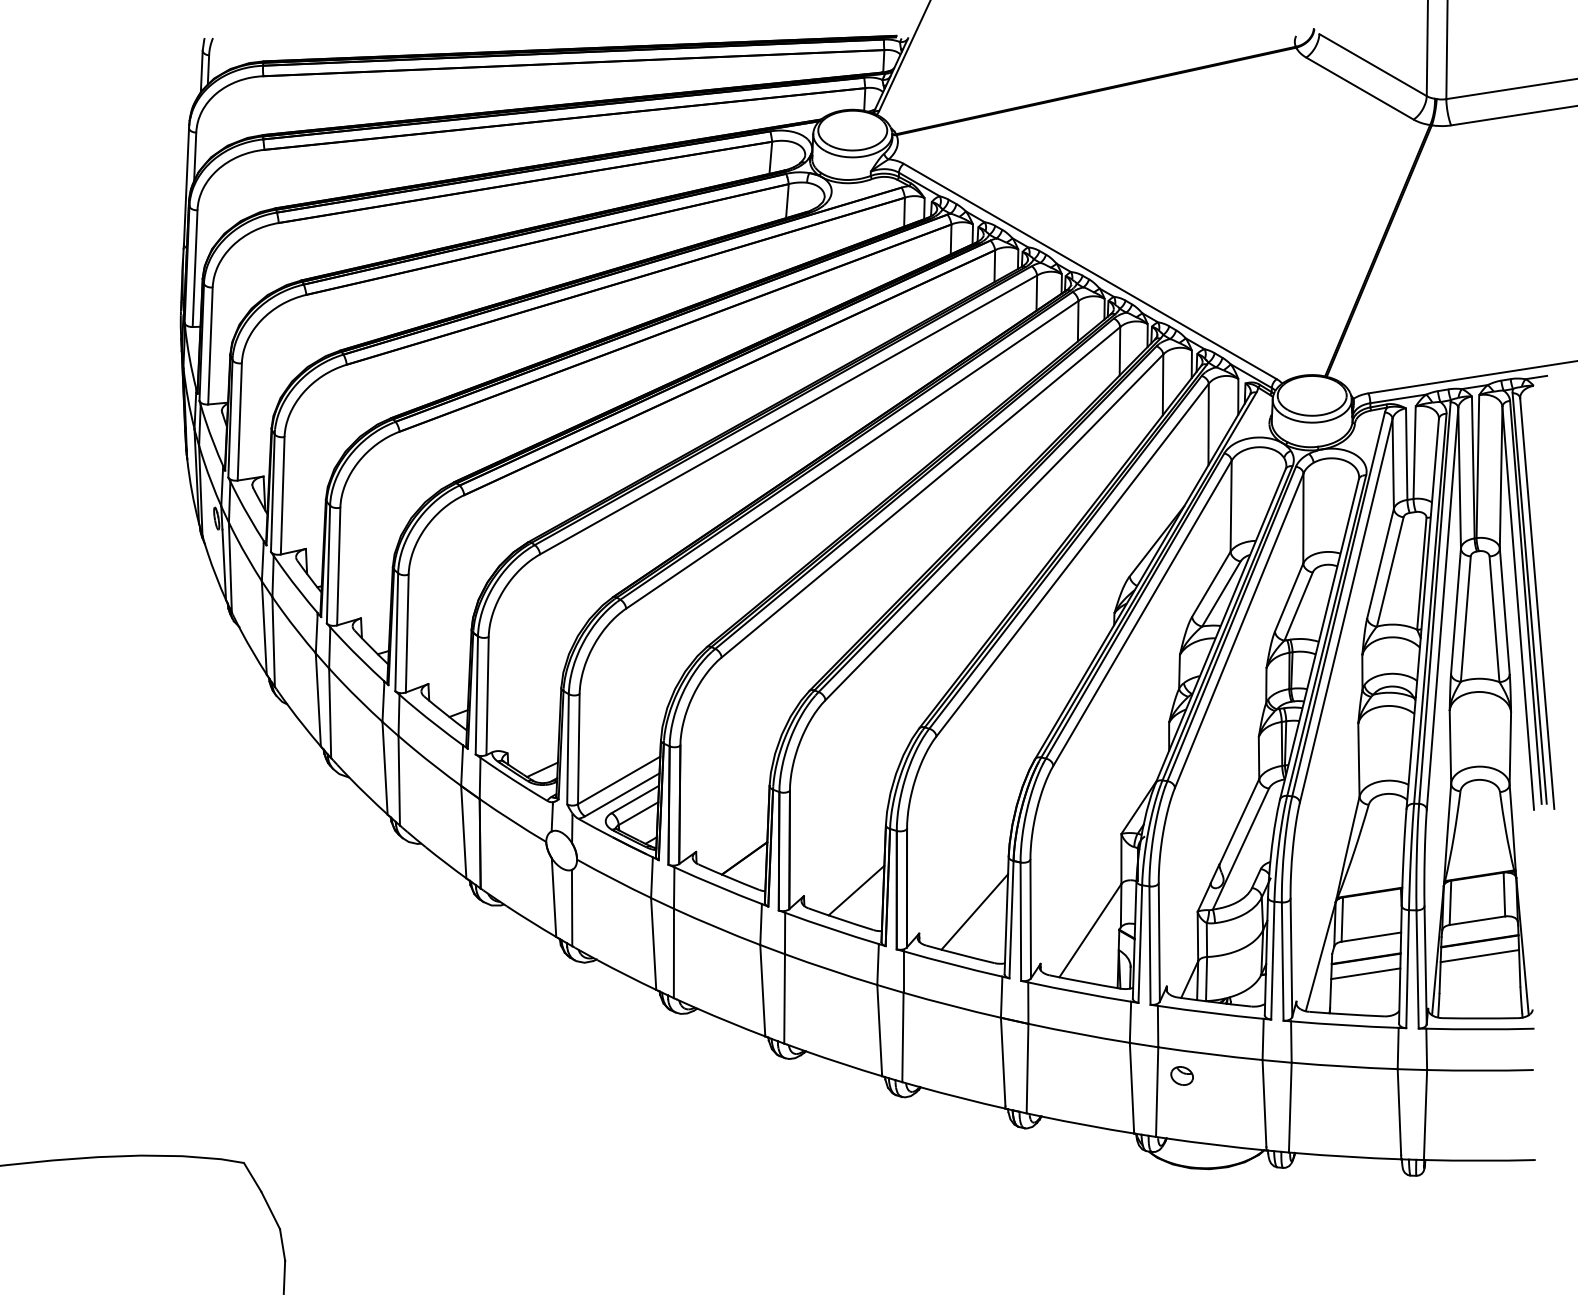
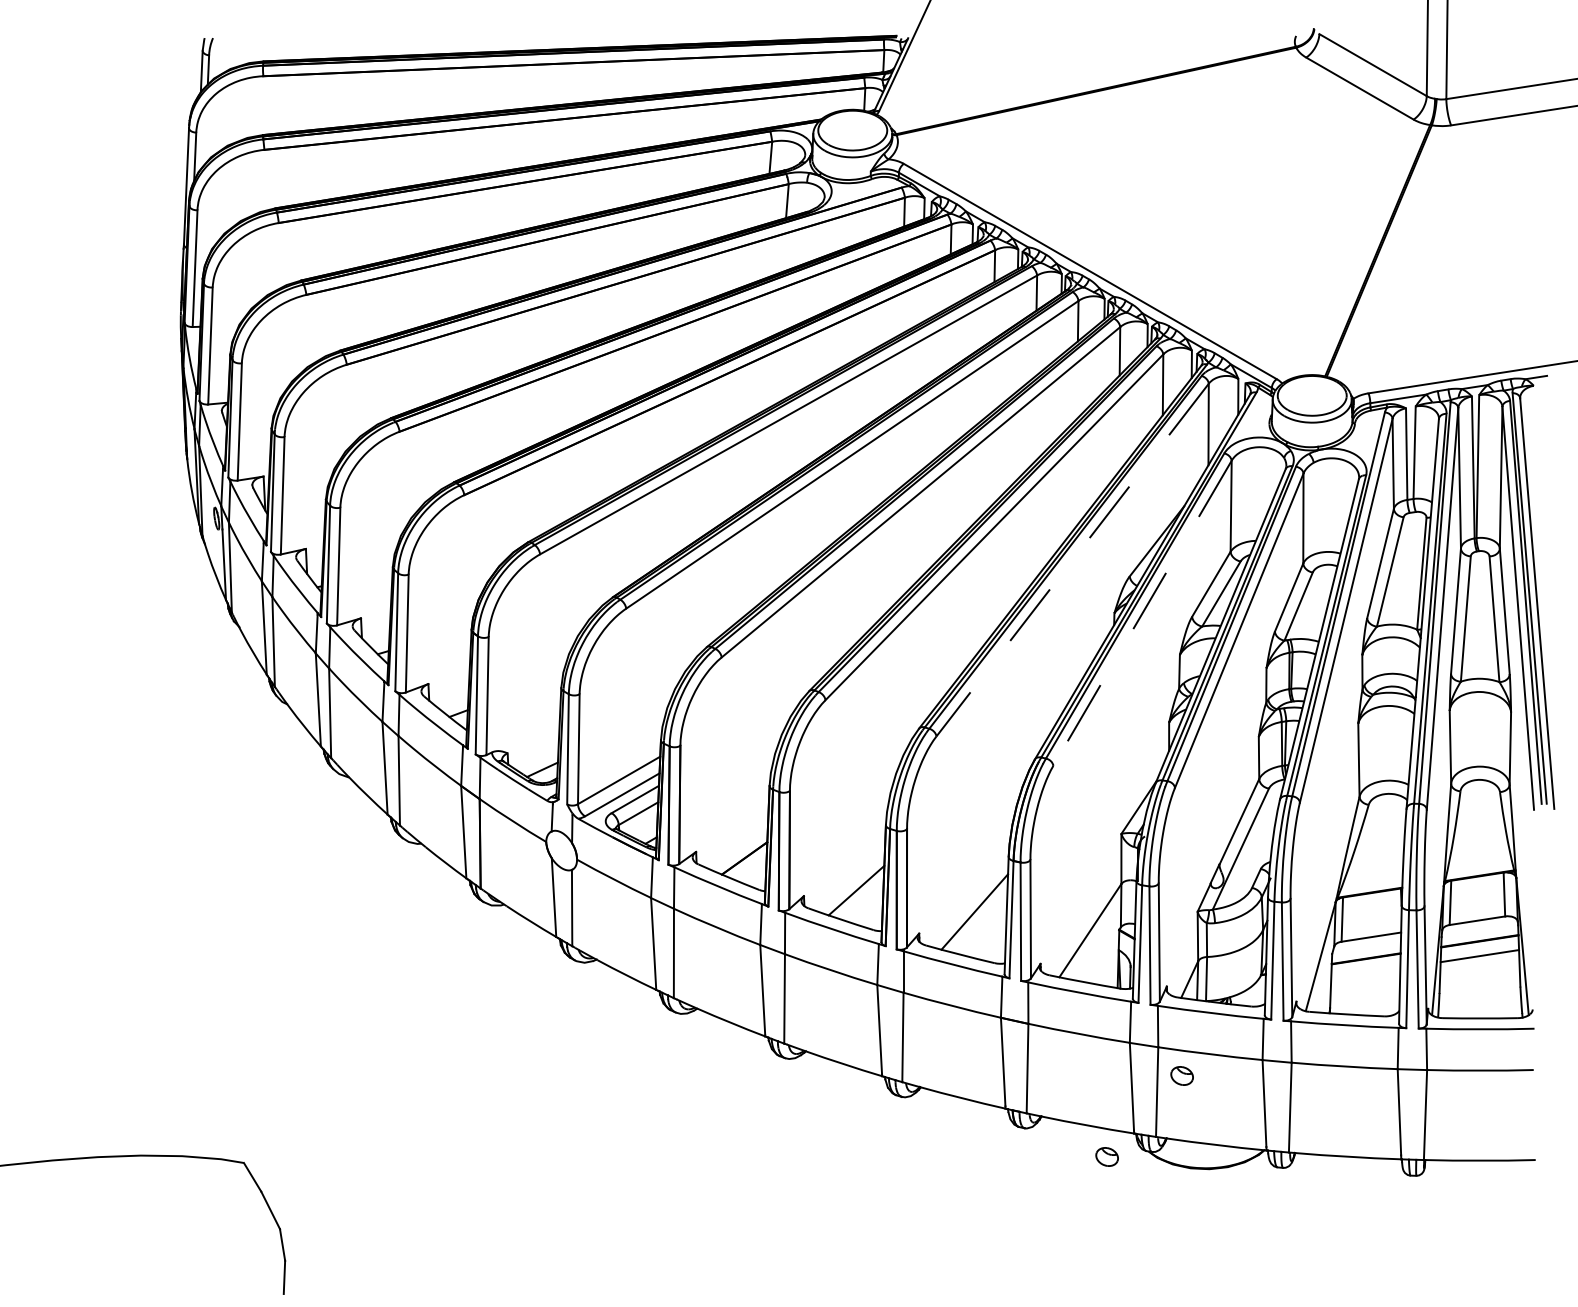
line: solid -> dashed (1072, 560)
line: solid -> dashed (1142, 613)
line: present -> none (1365, 973)
part: none -> present (1106, 1156)
